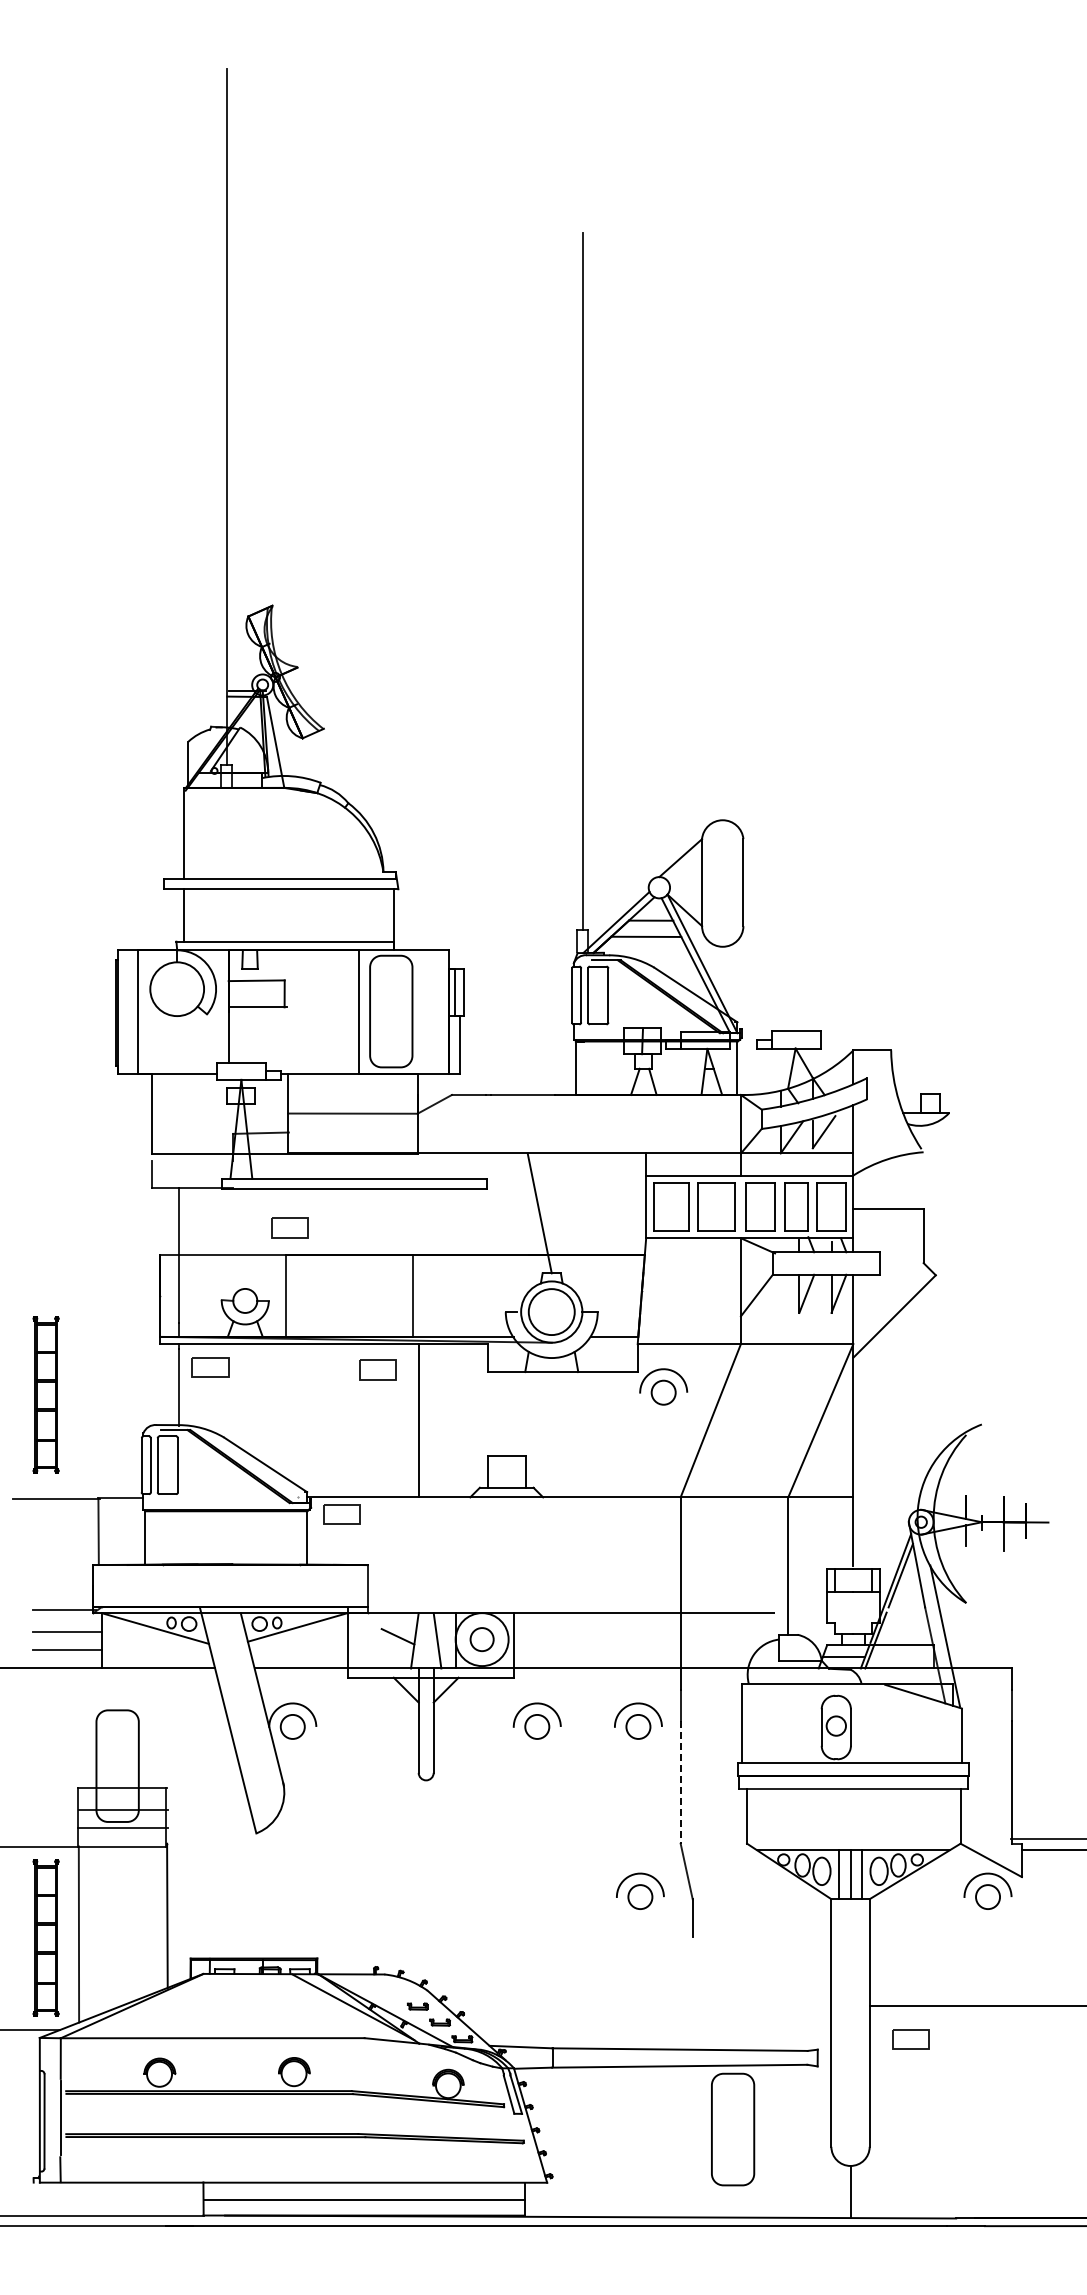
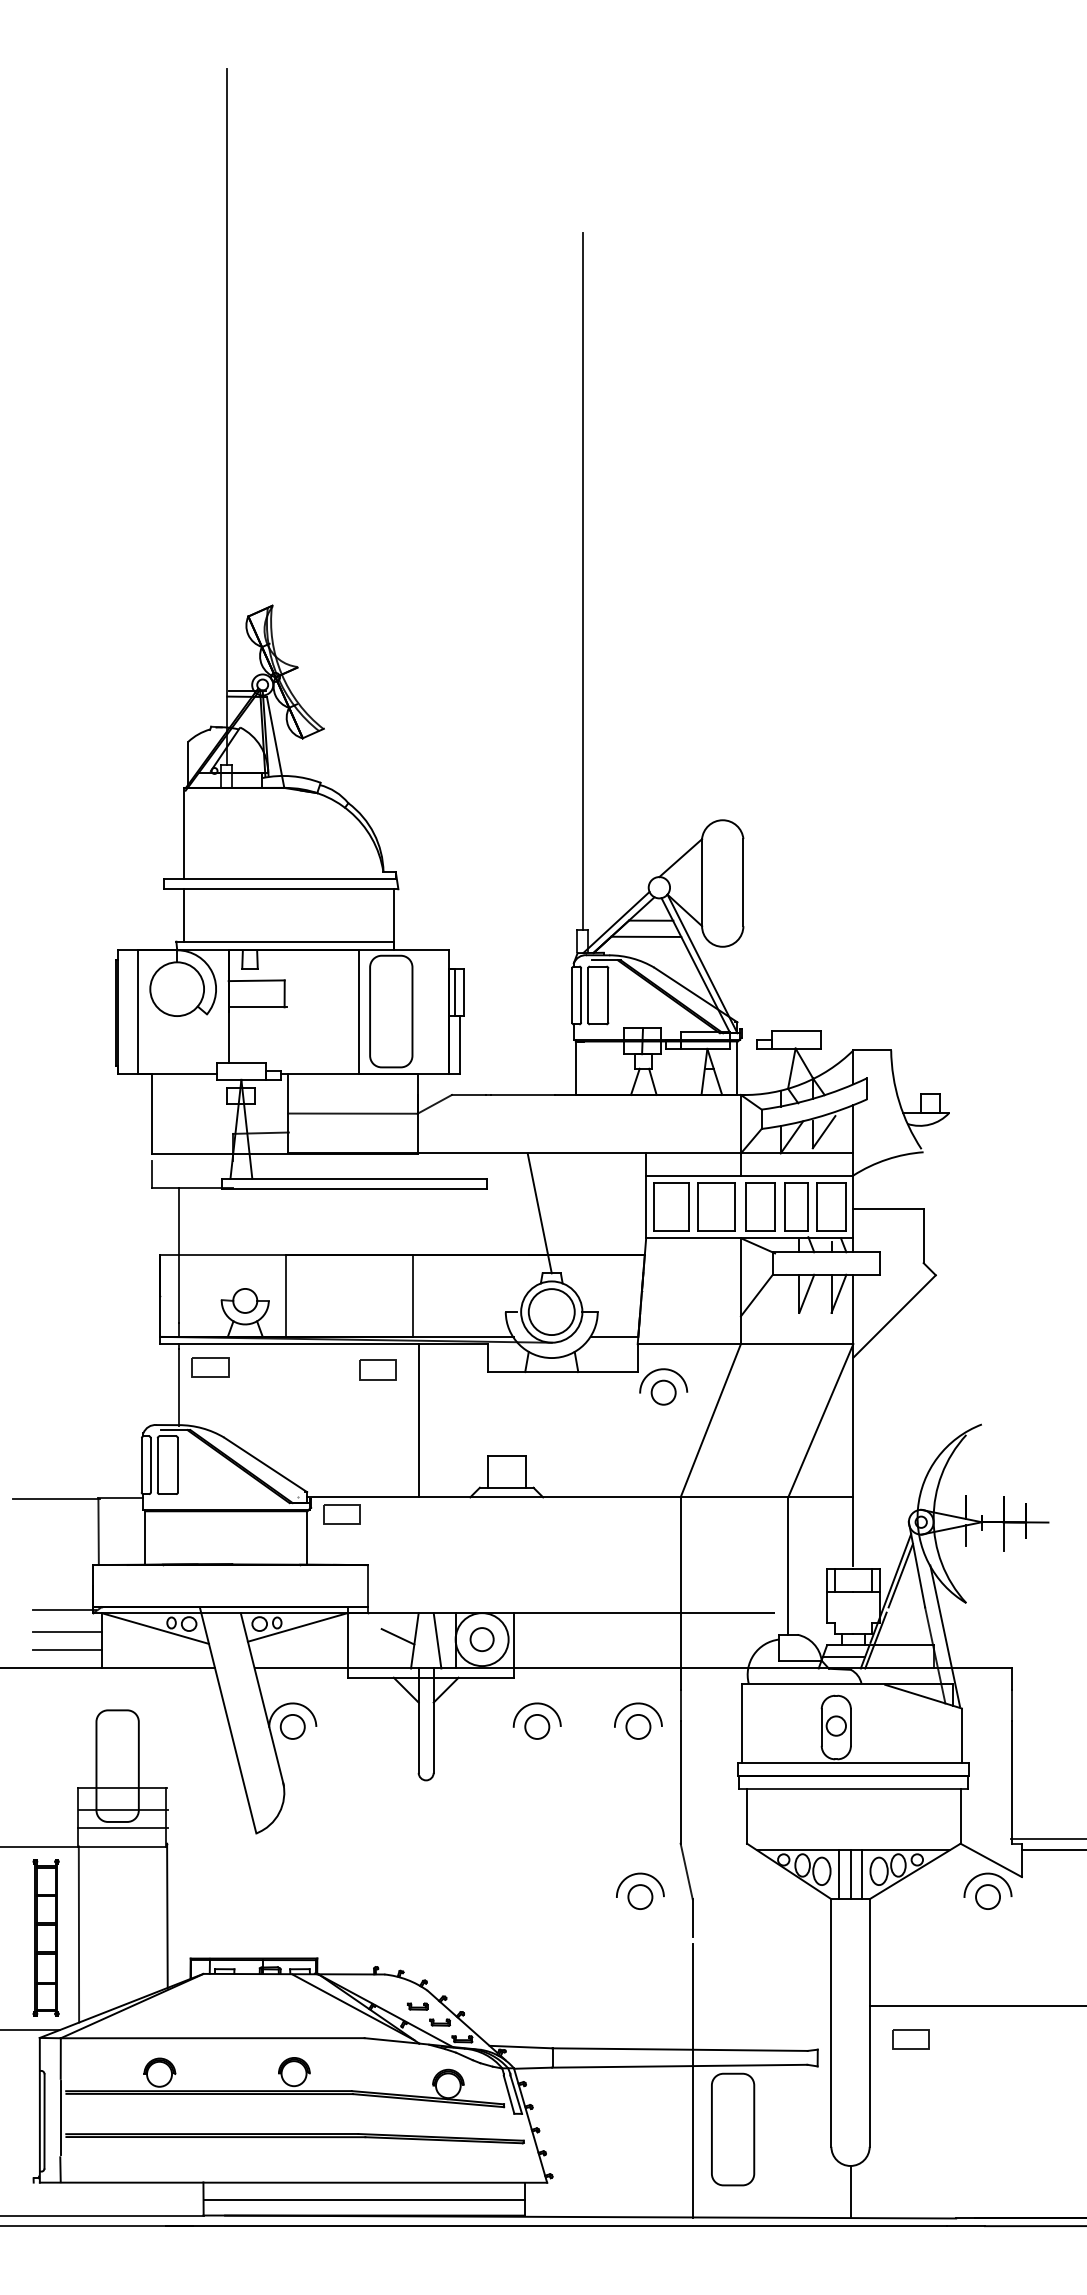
part: present -> none (289, 1227)
part: present -> none (45, 1394)
line: dashed -> solid (680, 1782)
line: none -> present (692, 2080)
